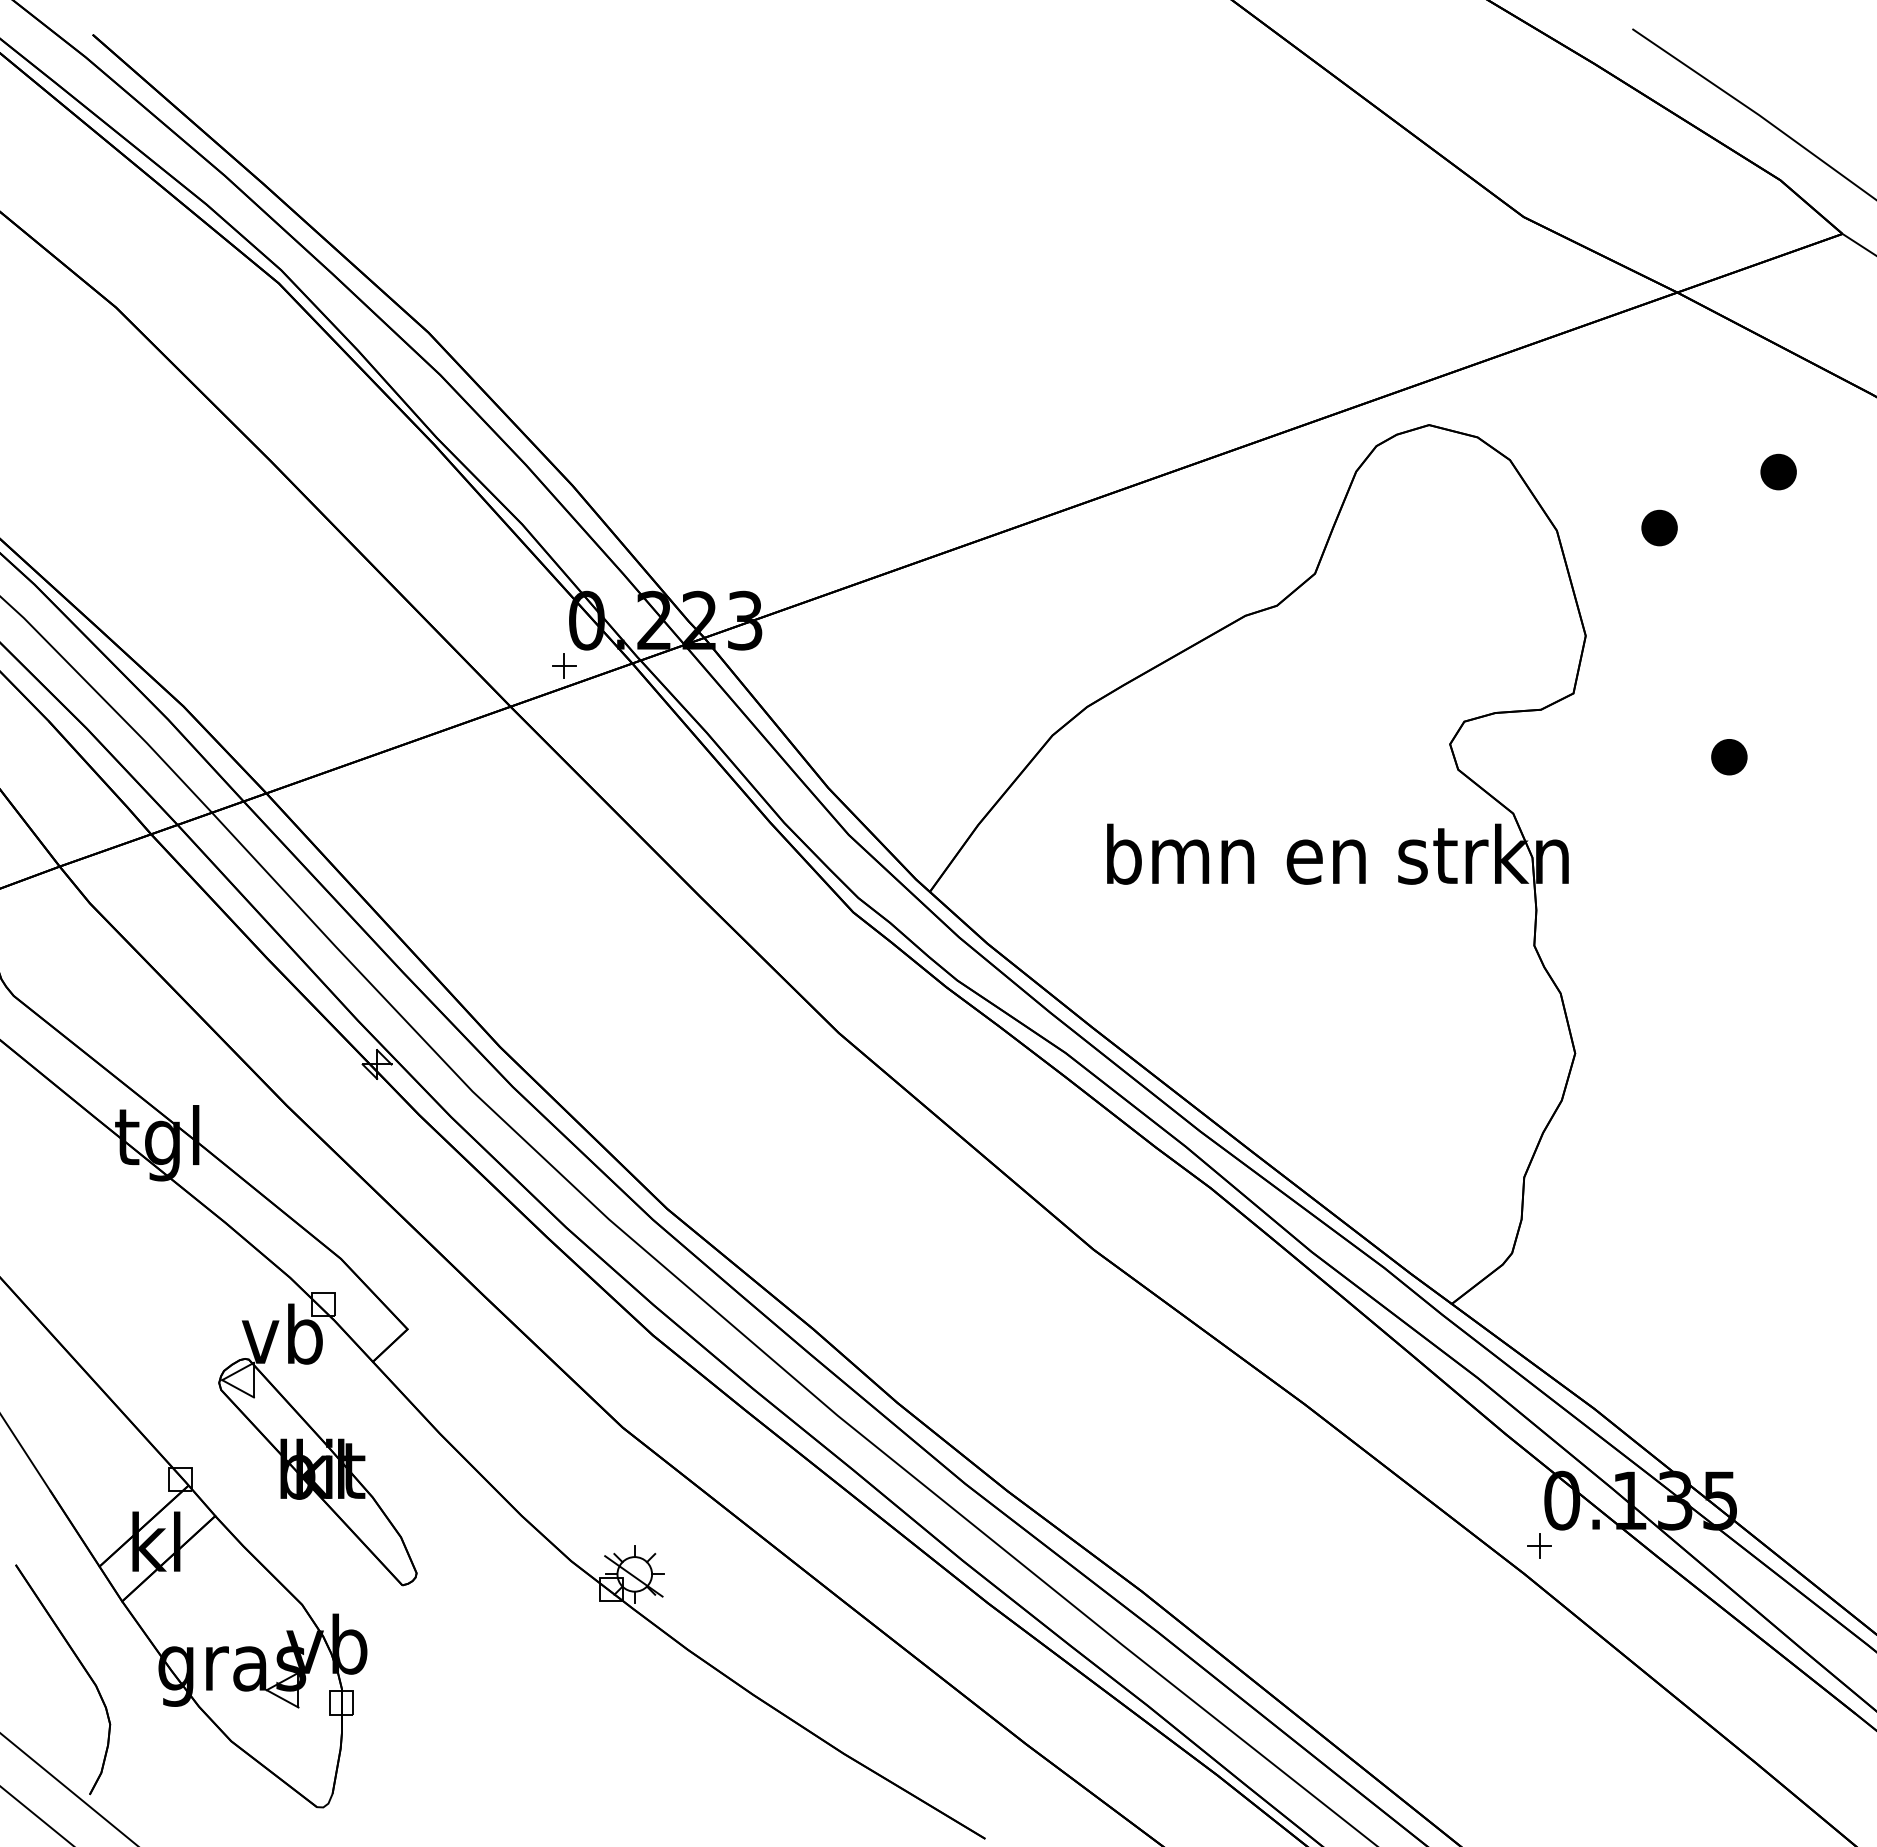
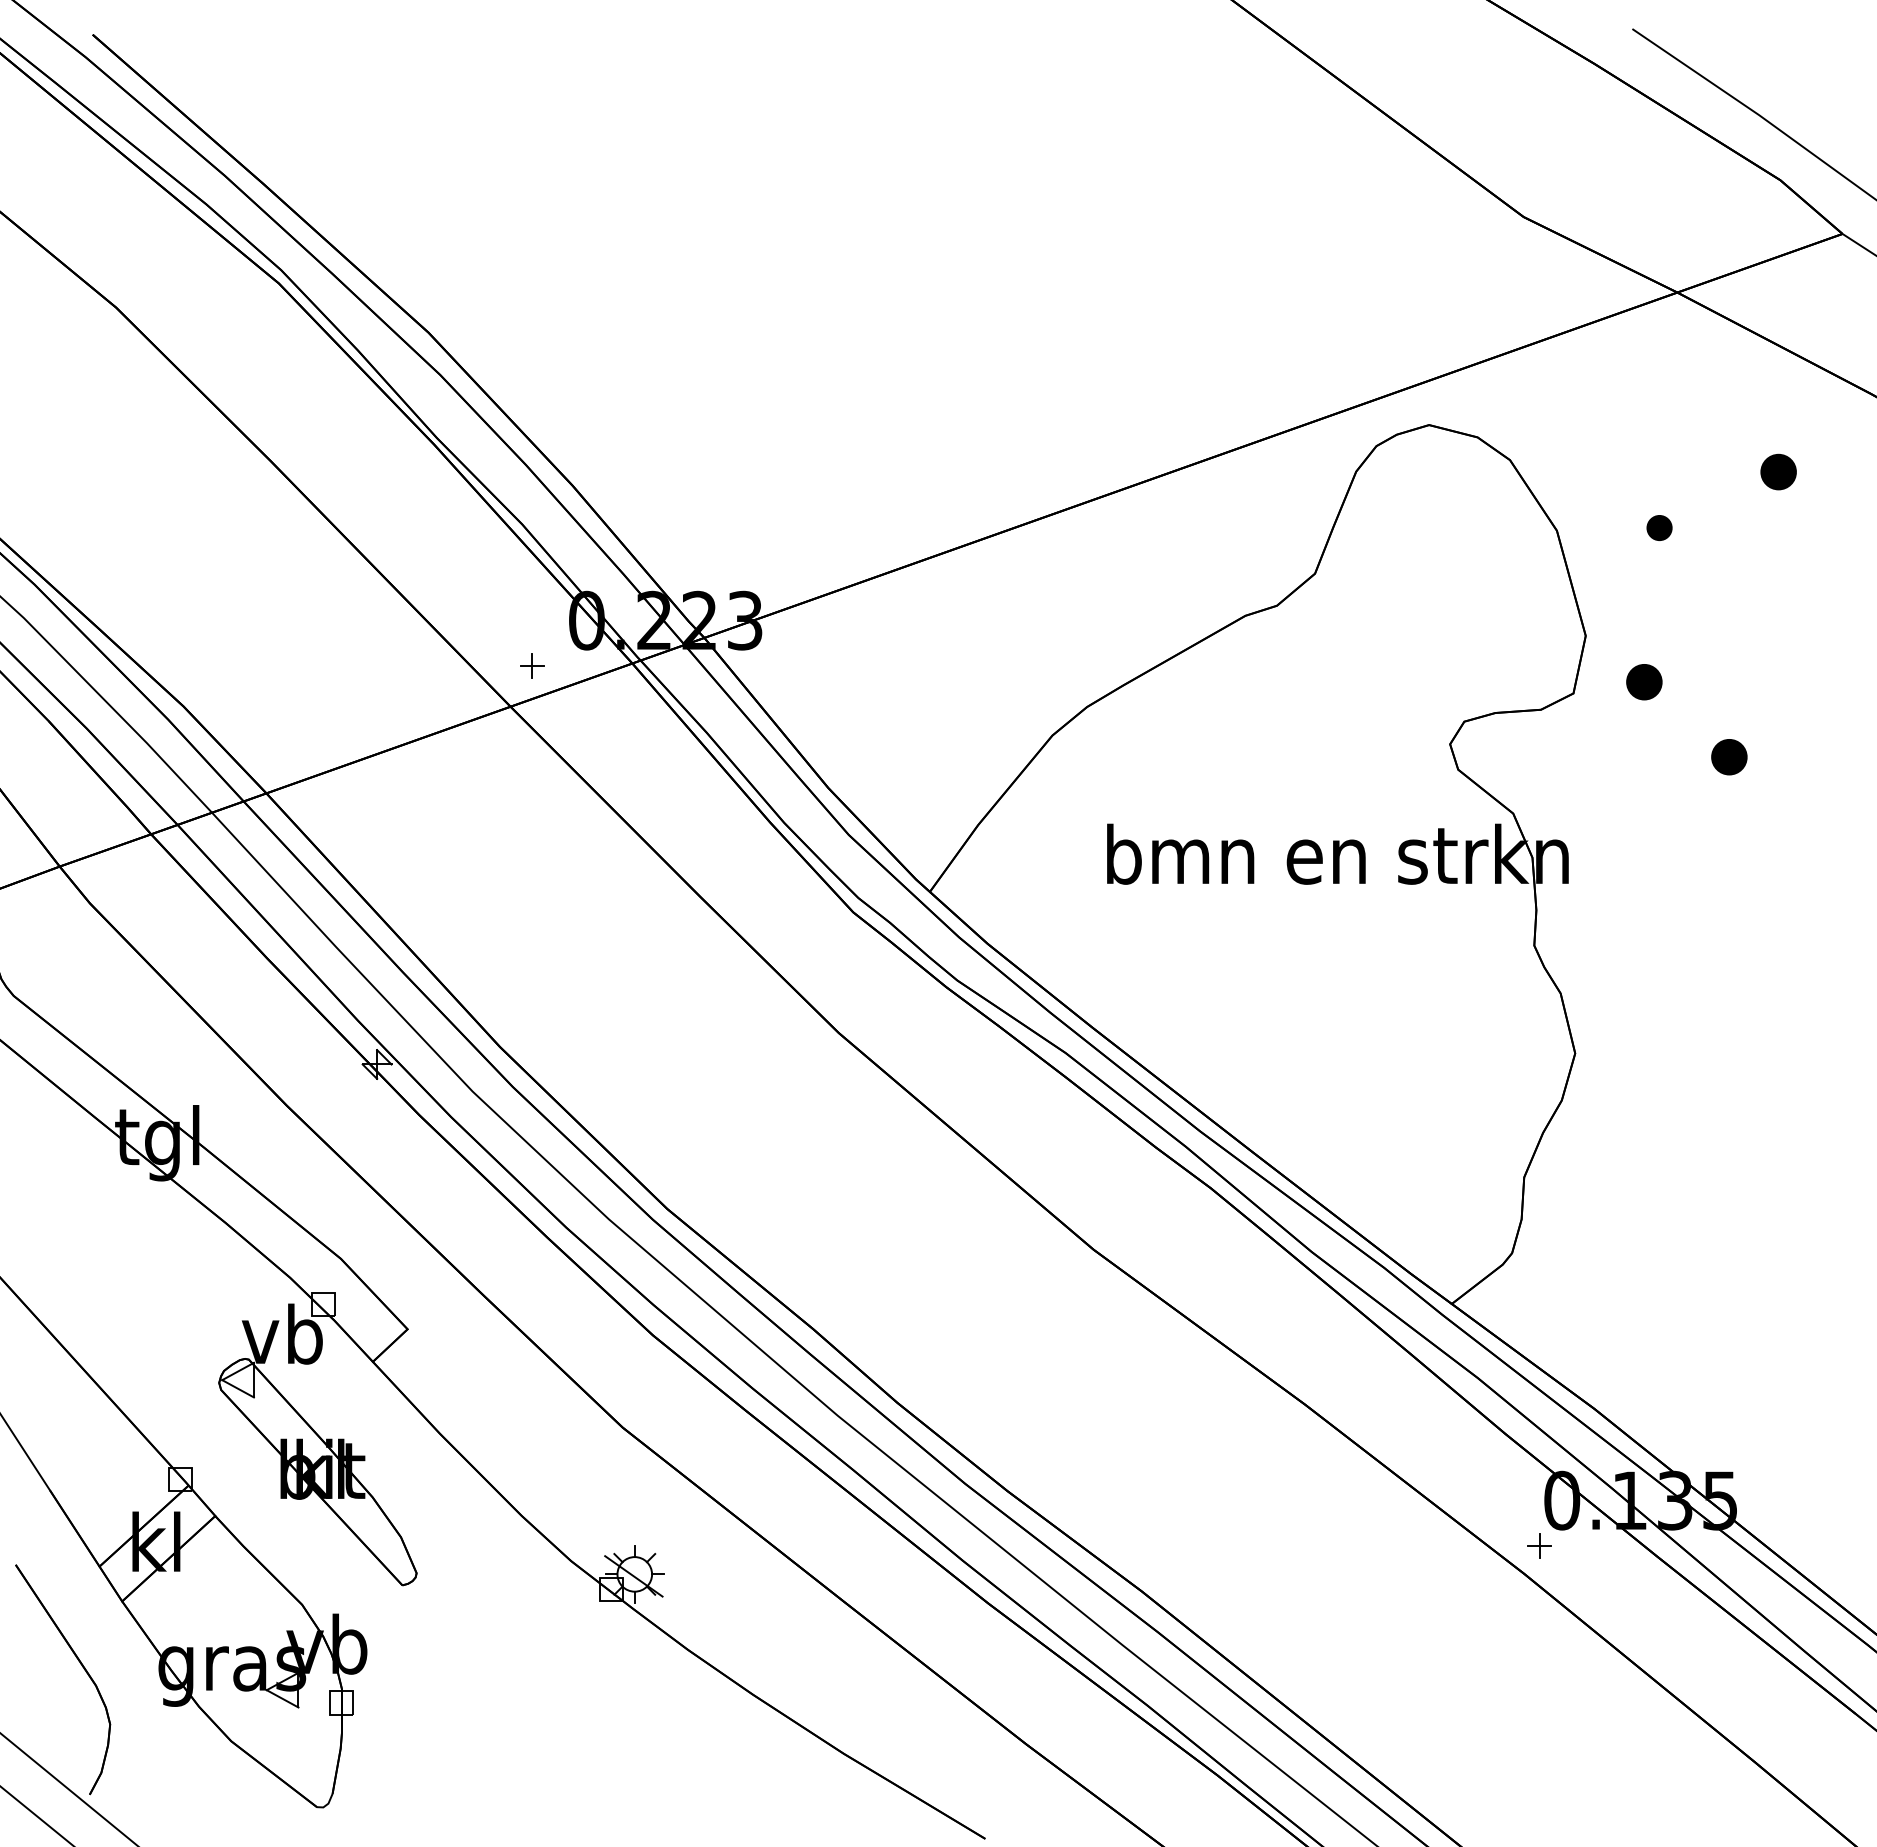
part size: 37x38 px -> 27x26 px (1659, 527)
part position: (564, 665) -> (532, 665) (532, 665)
part: none -> present (1644, 682)
